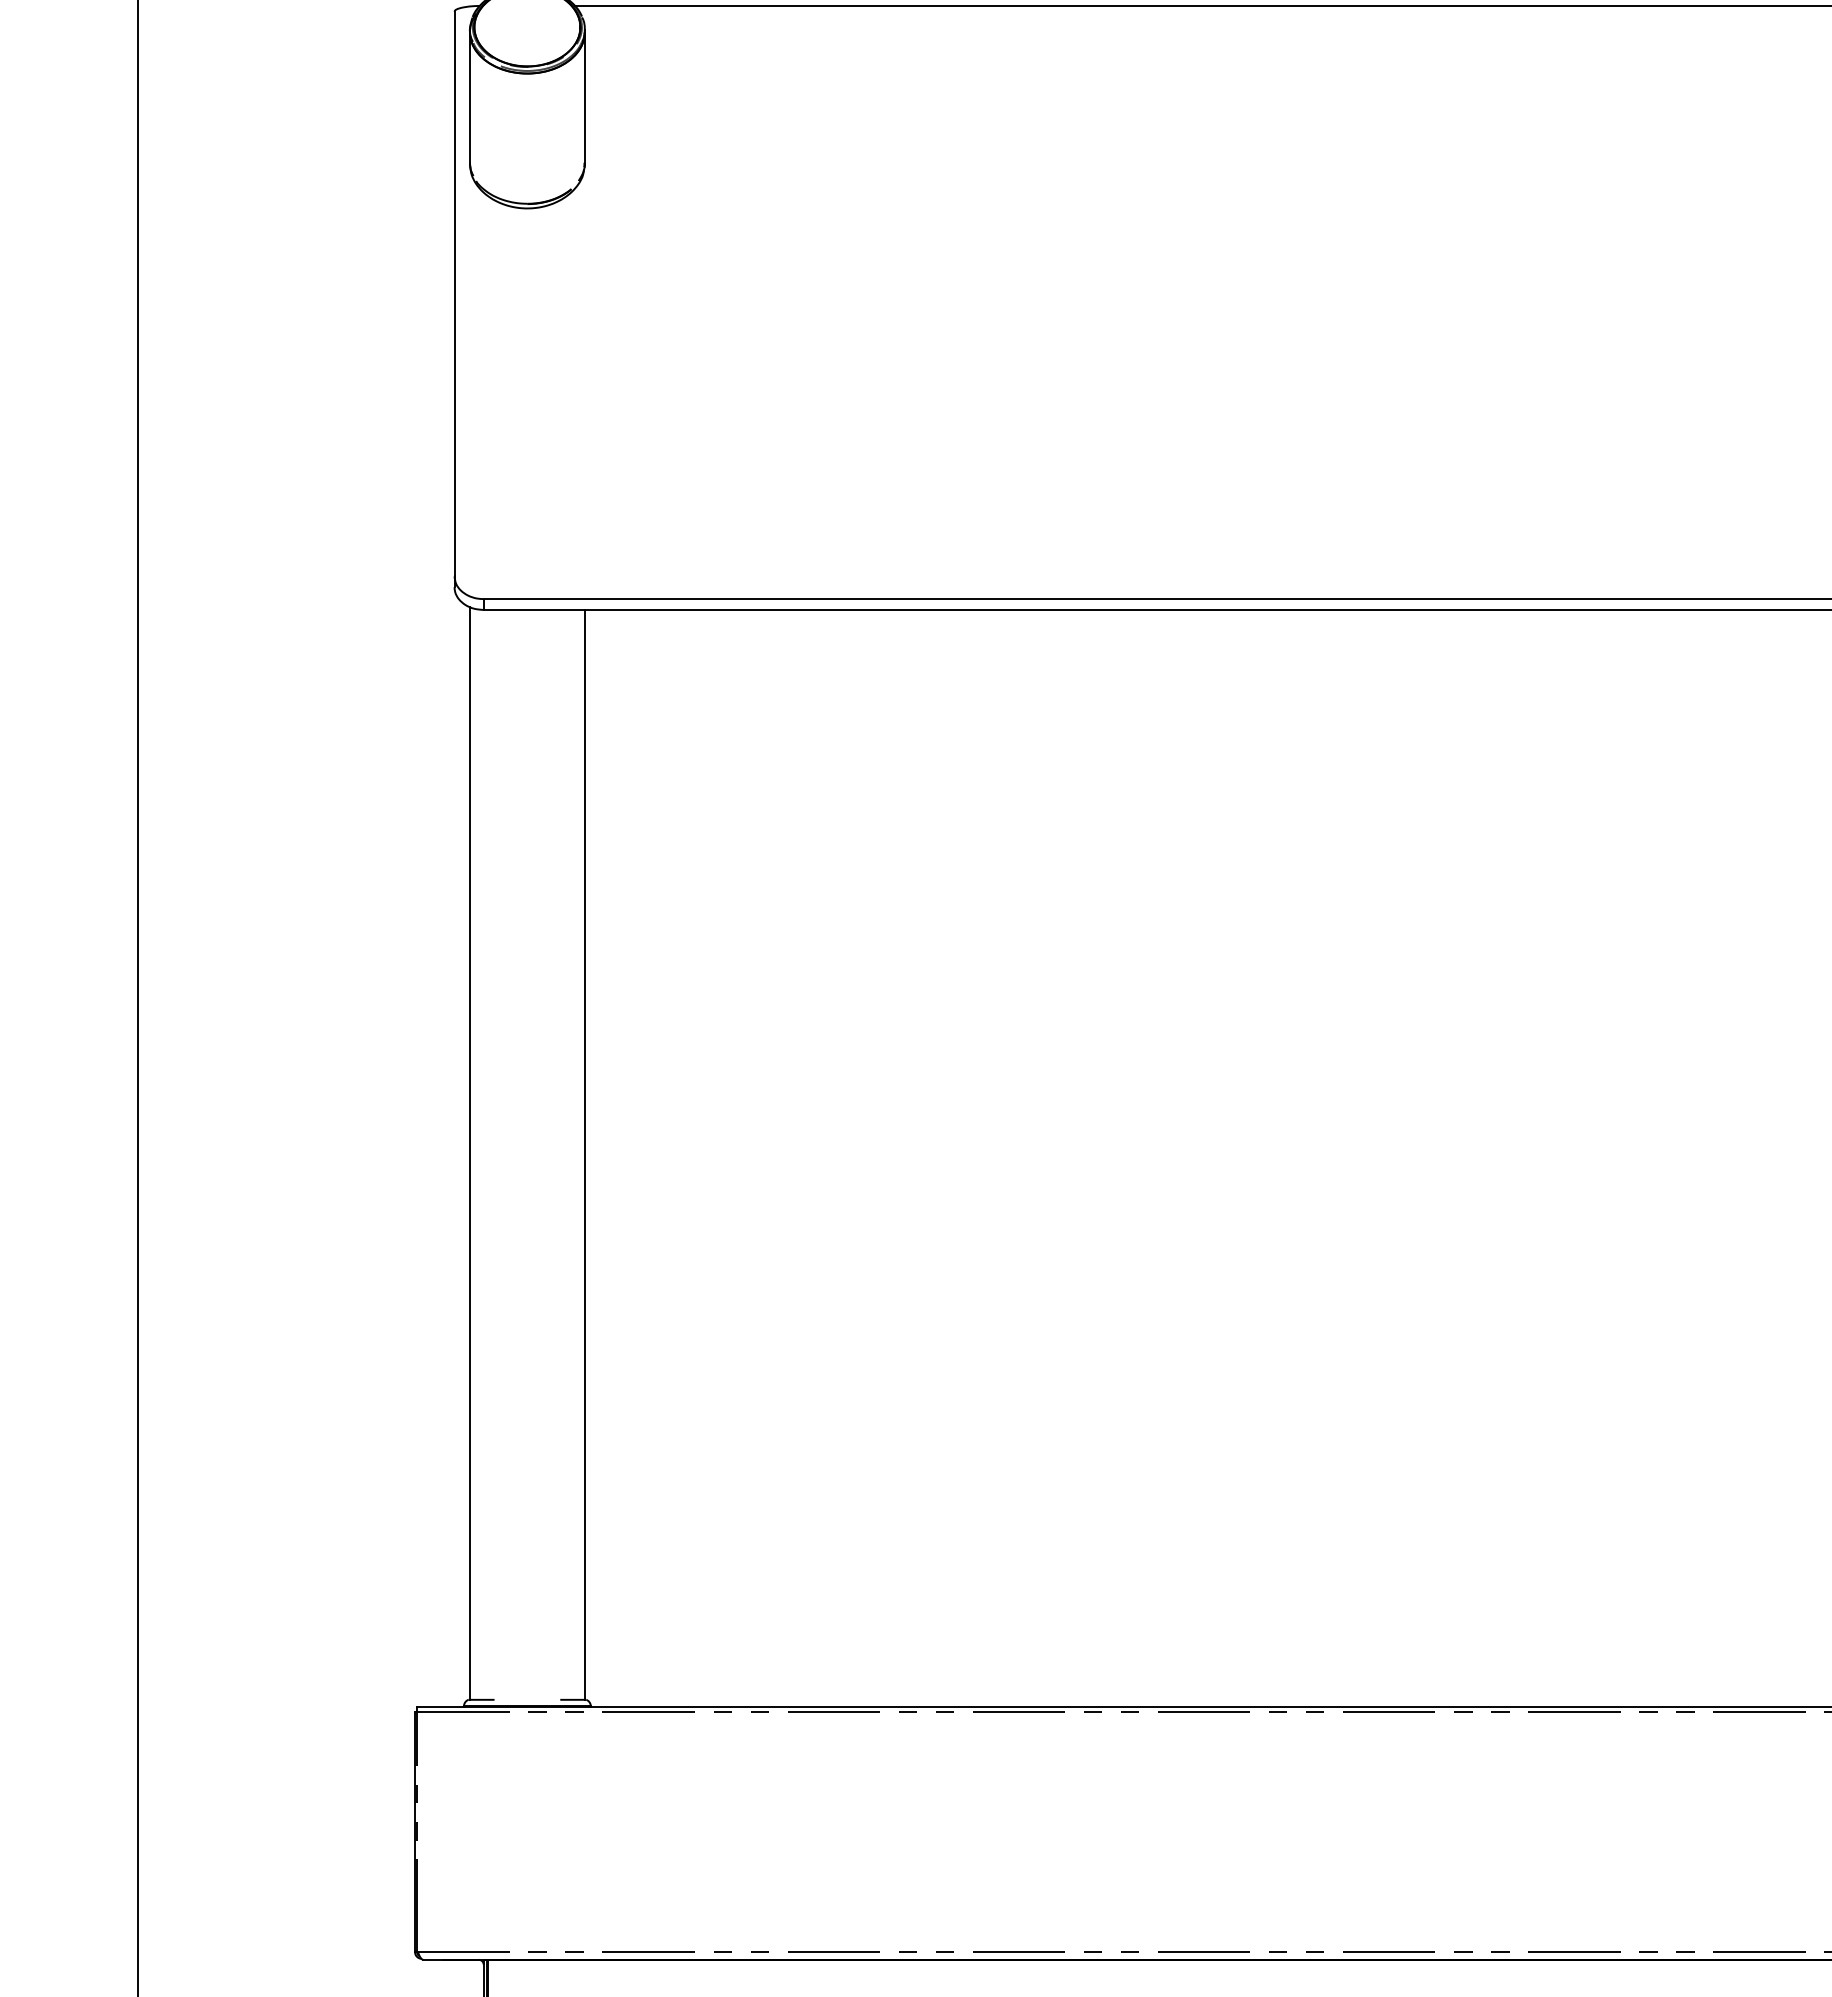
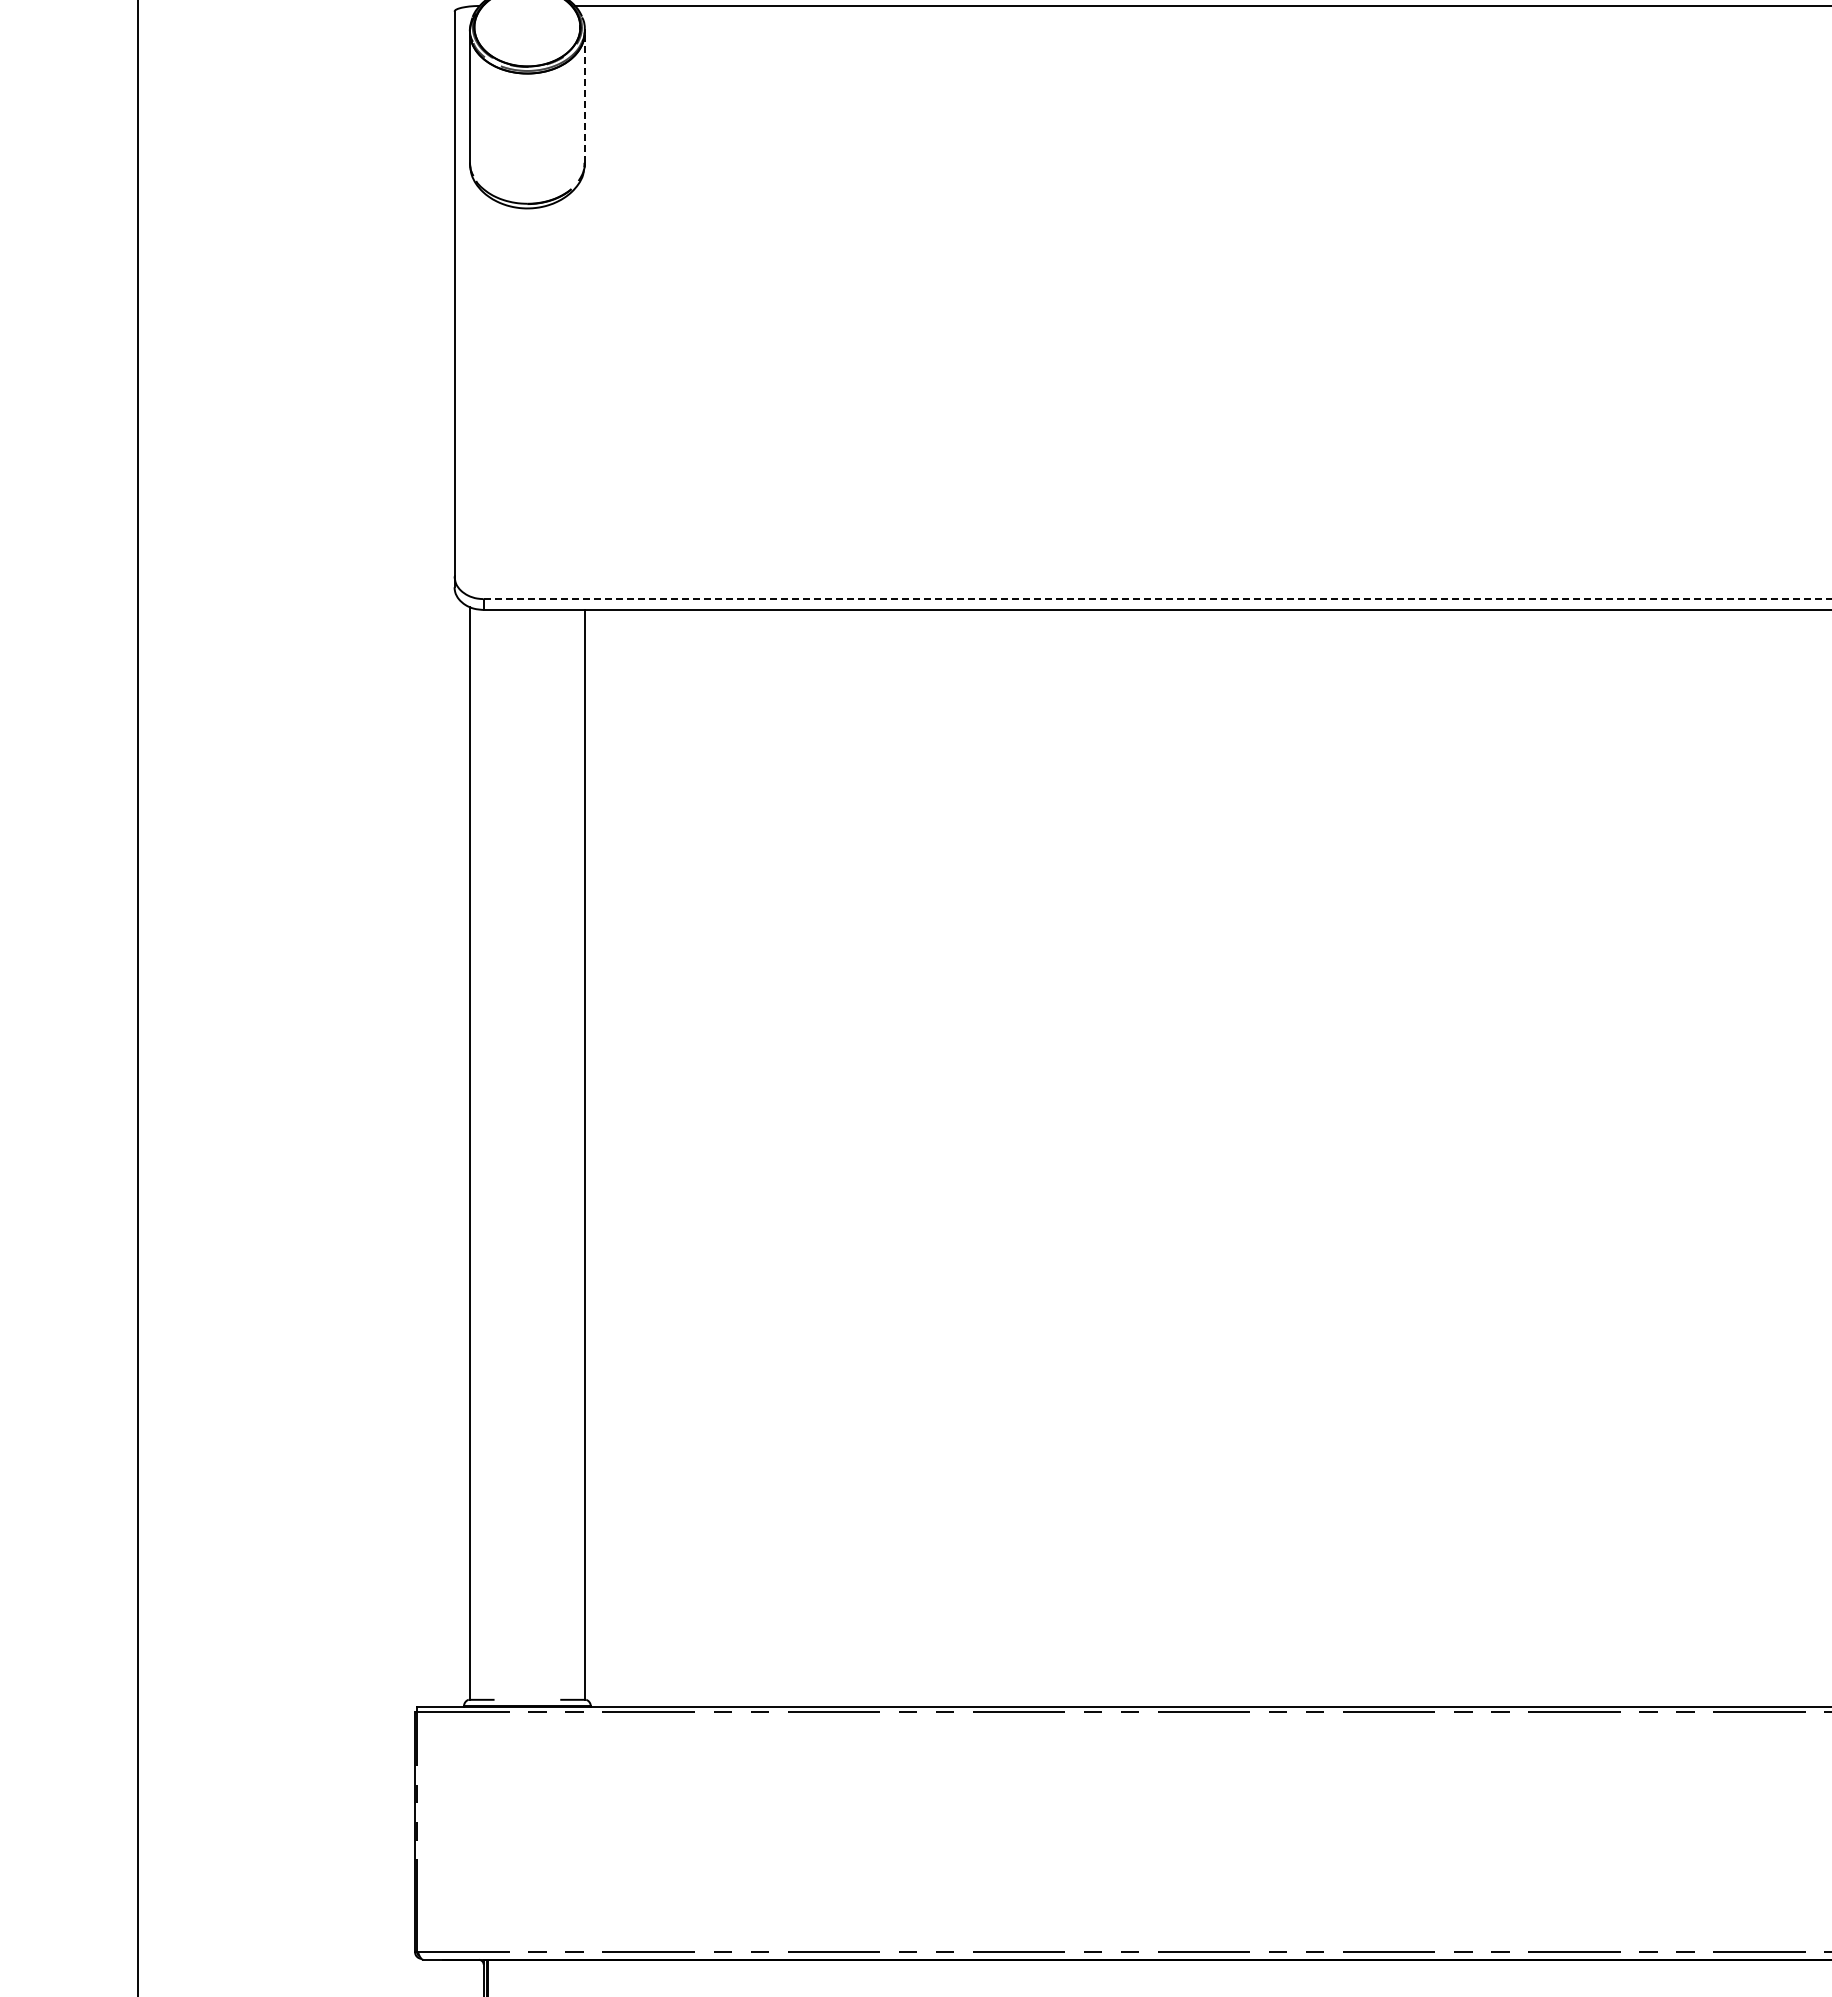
line: solid -> dashed (584, 97)
line: solid -> dashed (1157, 599)
